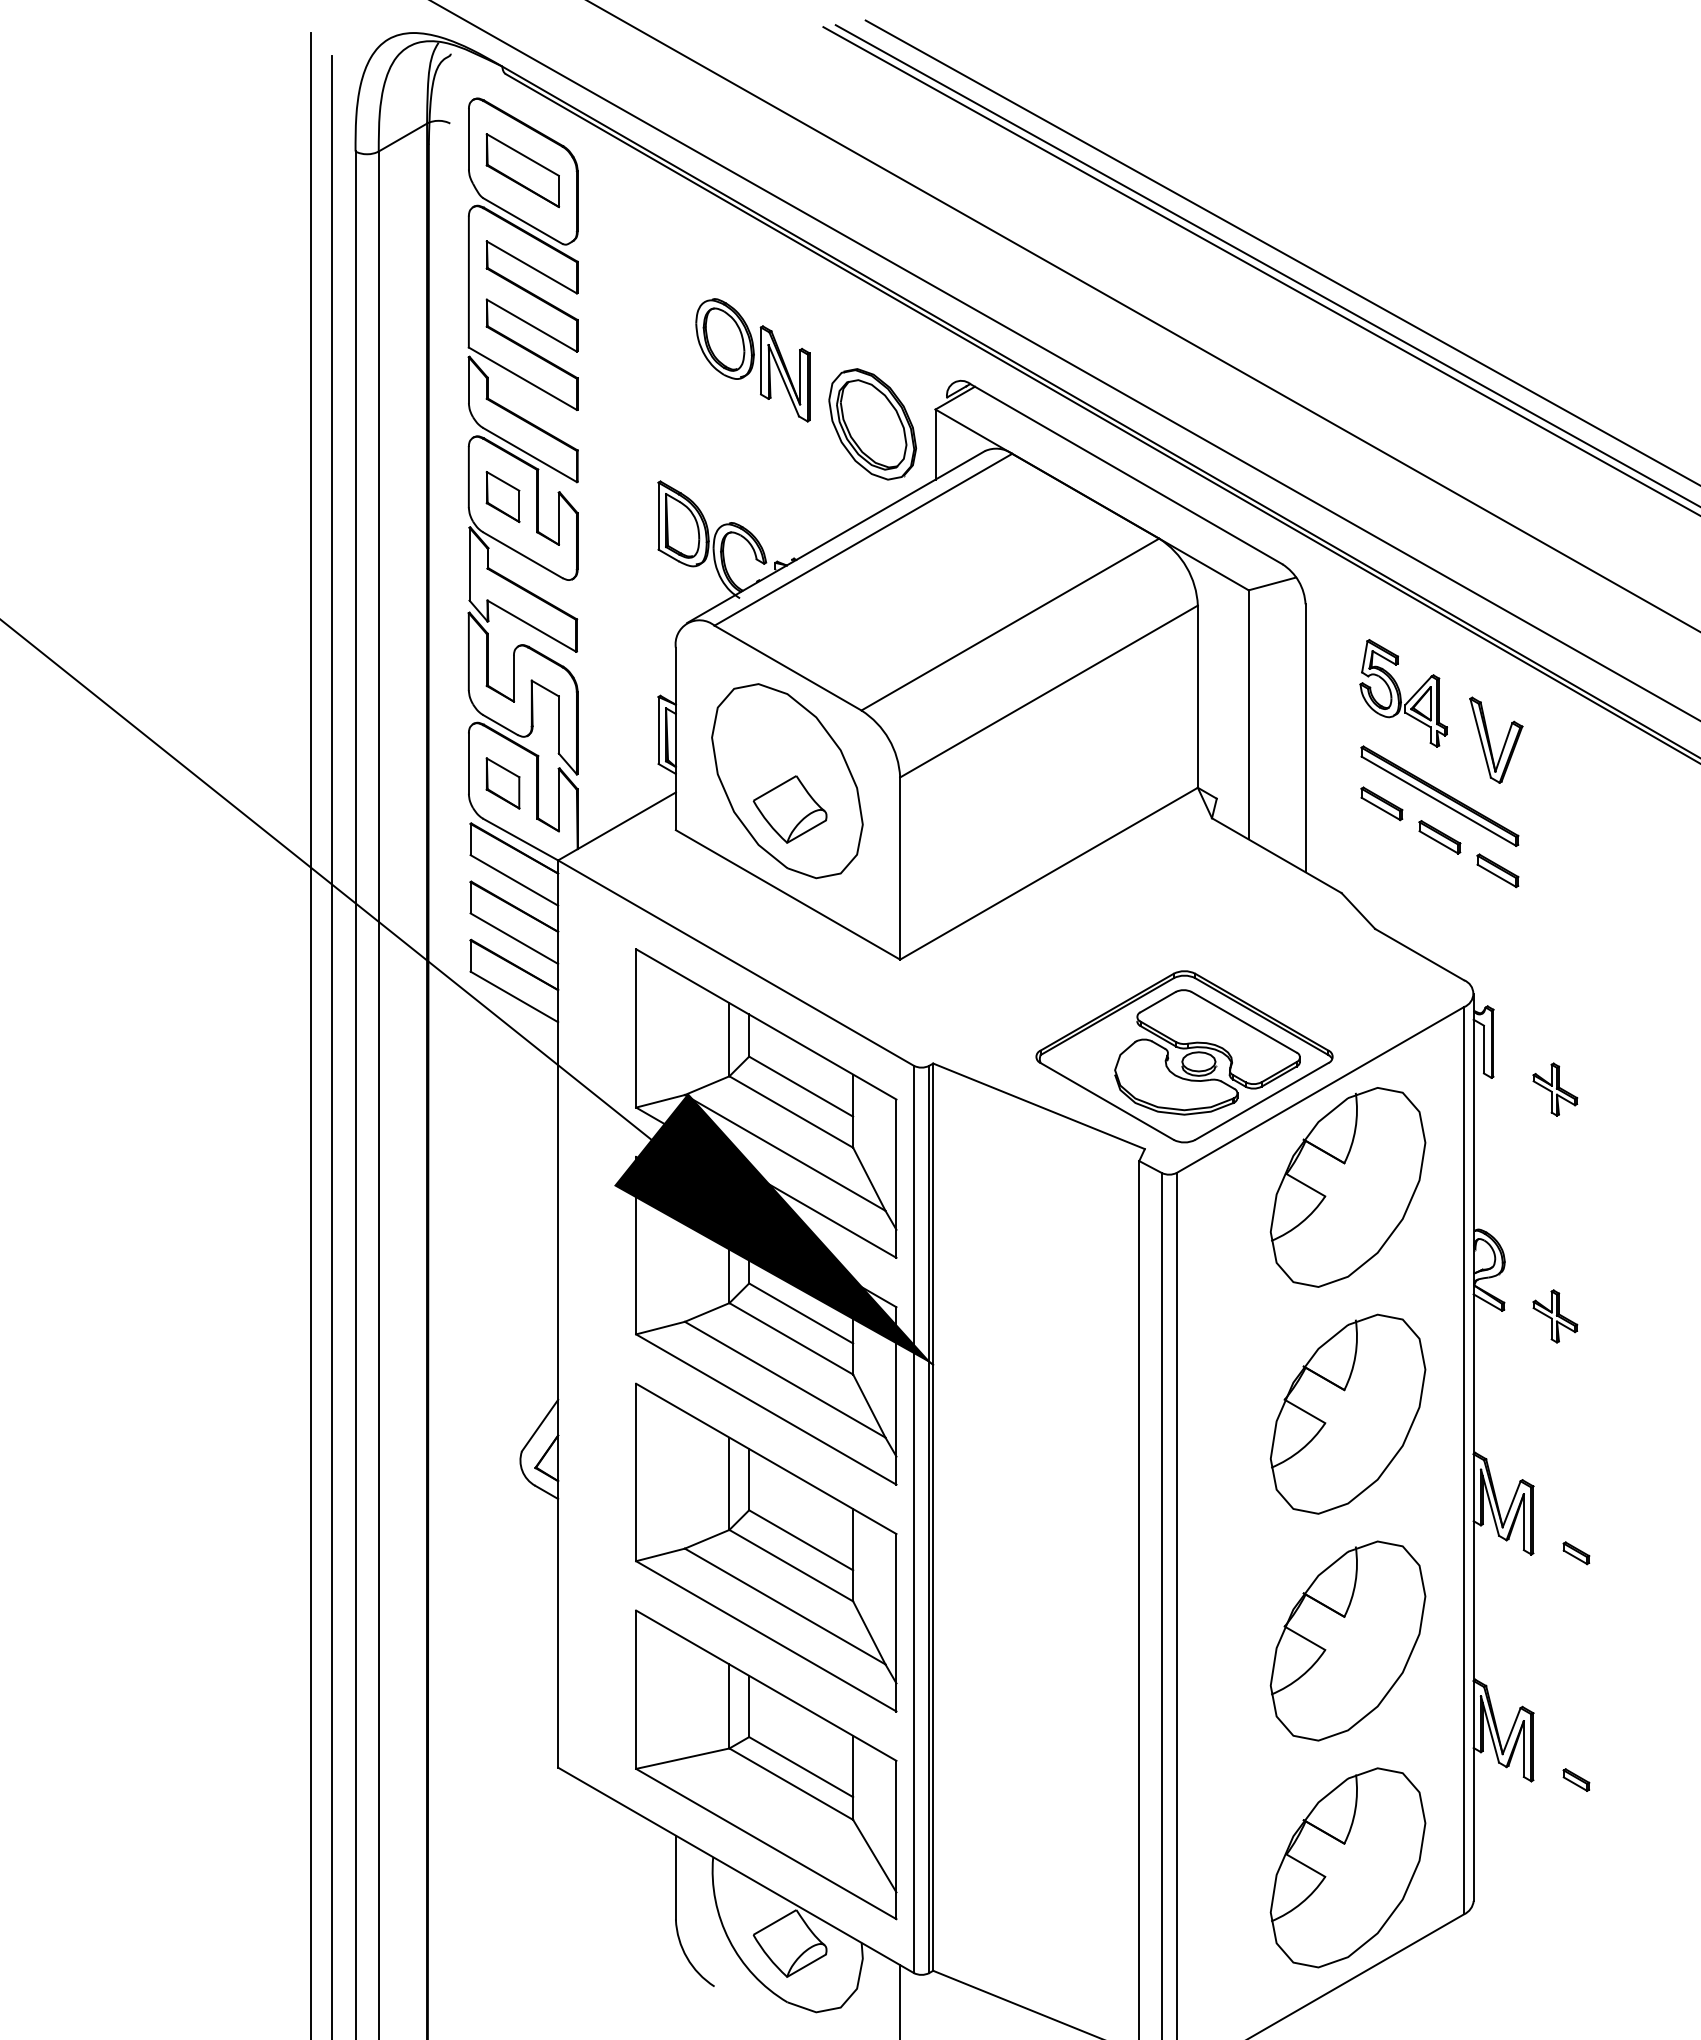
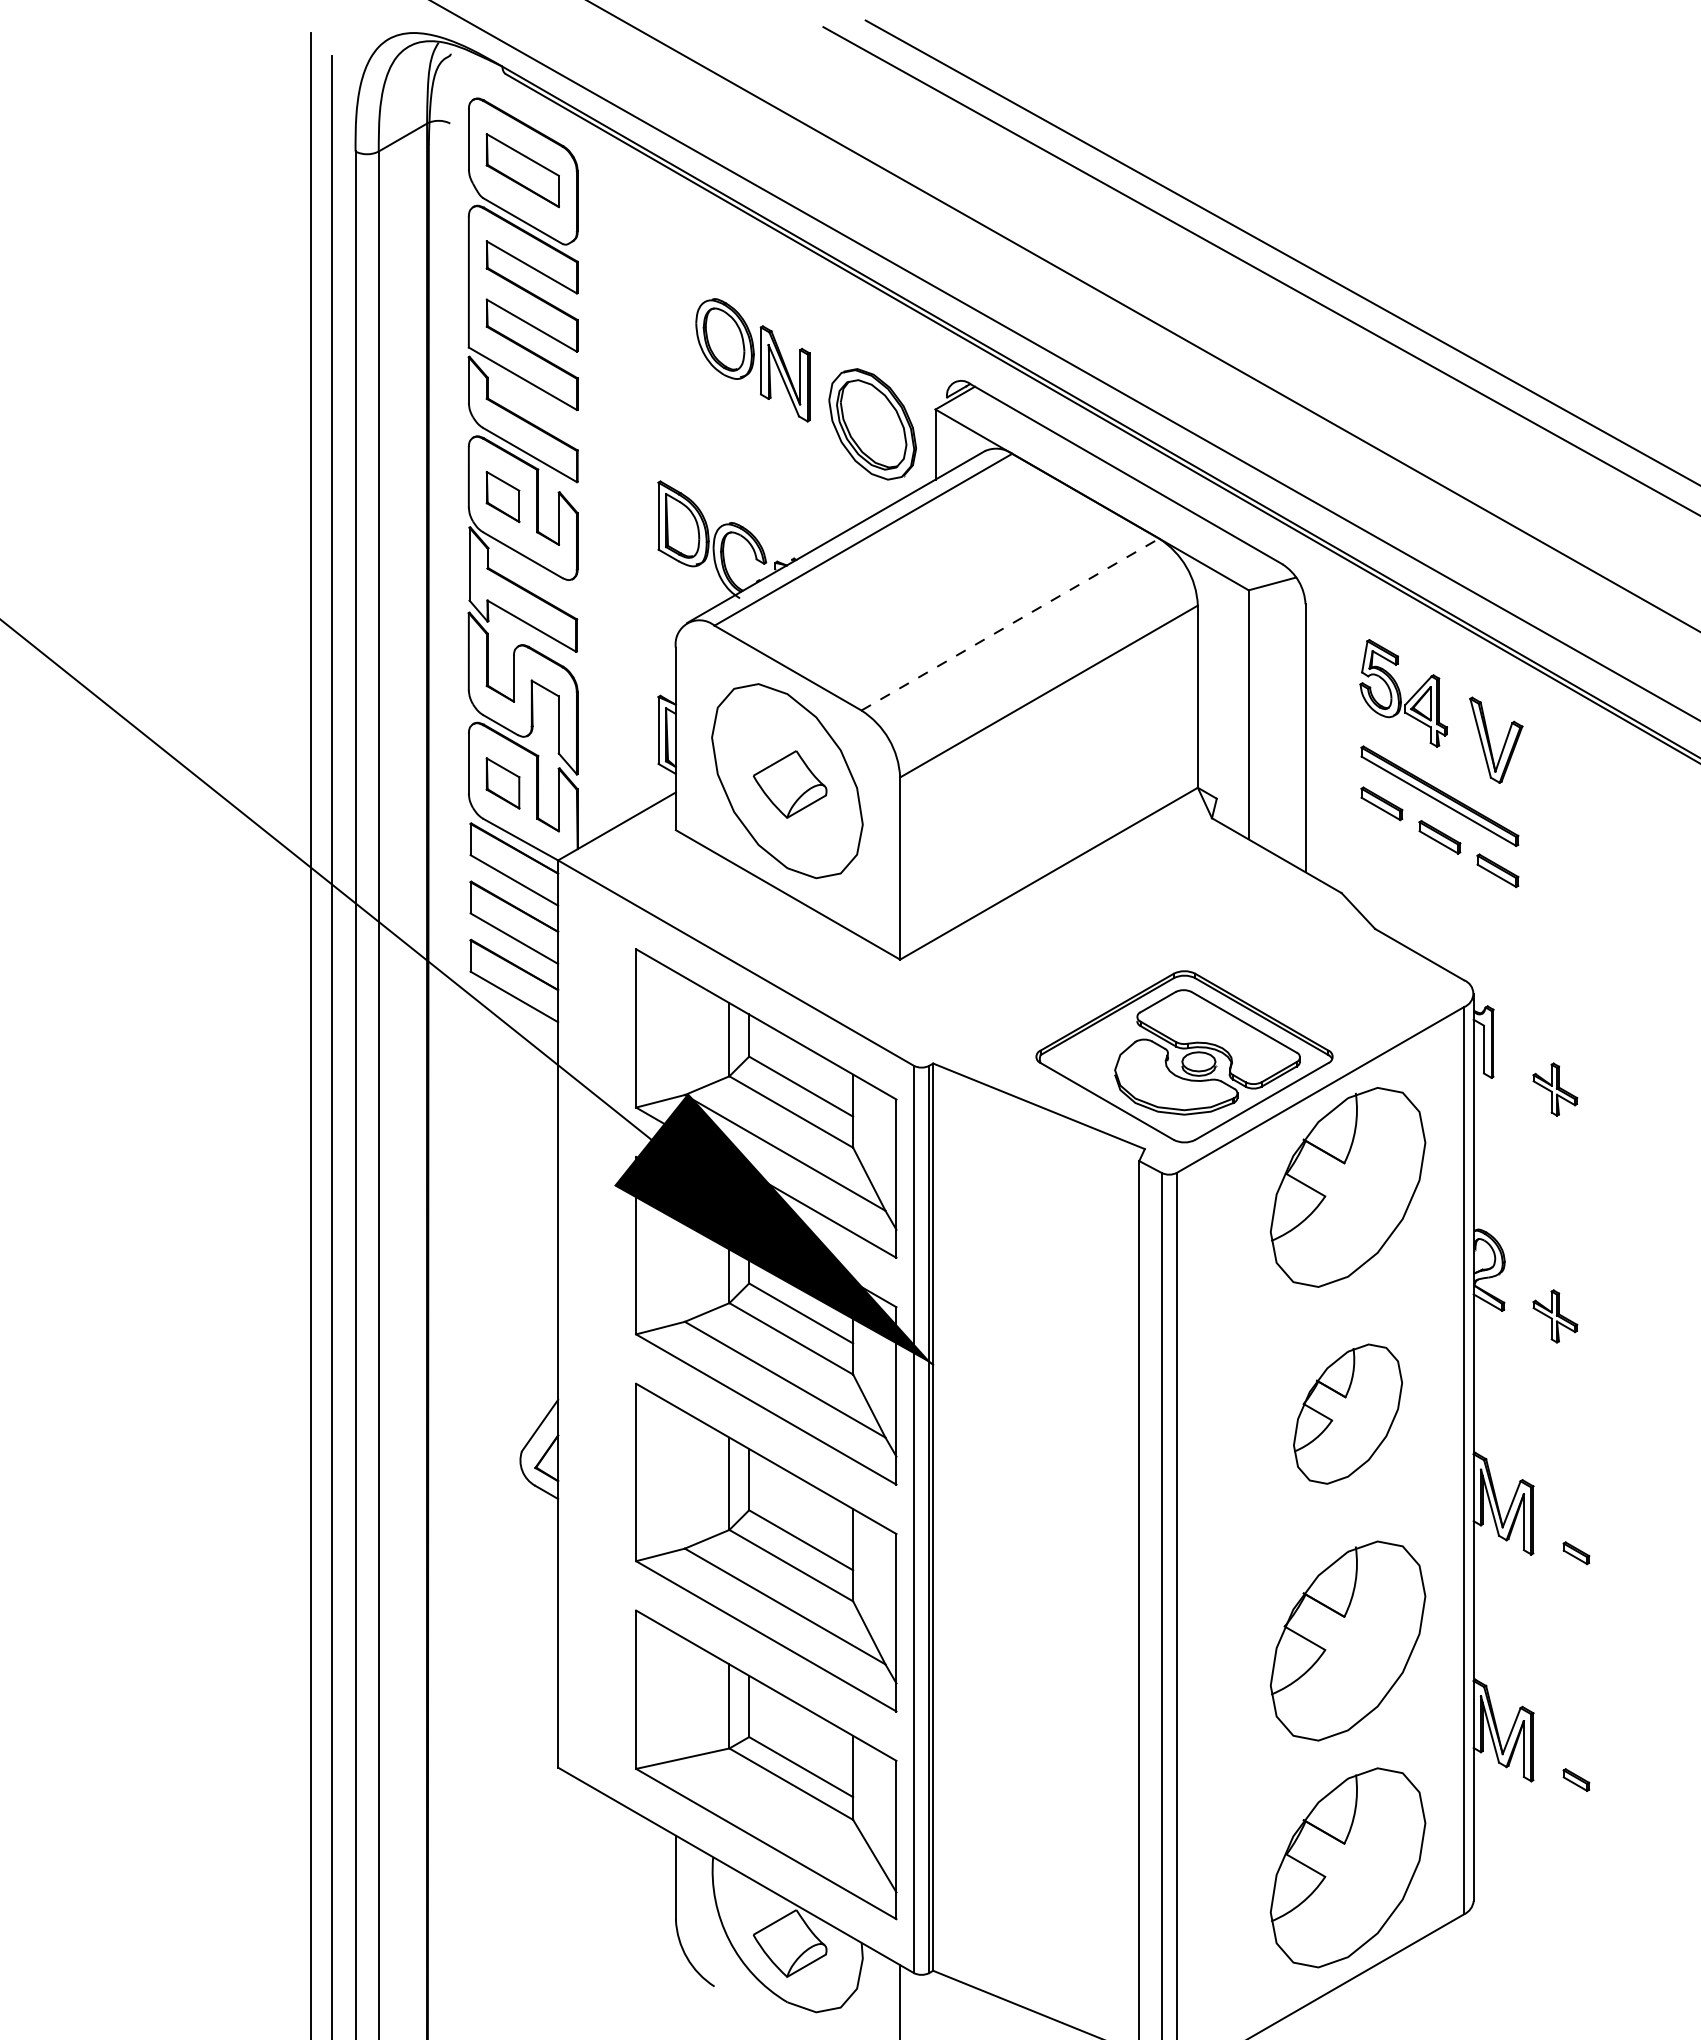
line: present -> none (1266, 265)
line: solid -> dashed (1010, 624)
part position: (789, 809) -> (789, 784) (789, 784)
part size: 158x202 px -> 110x142 px (1347, 1413)
